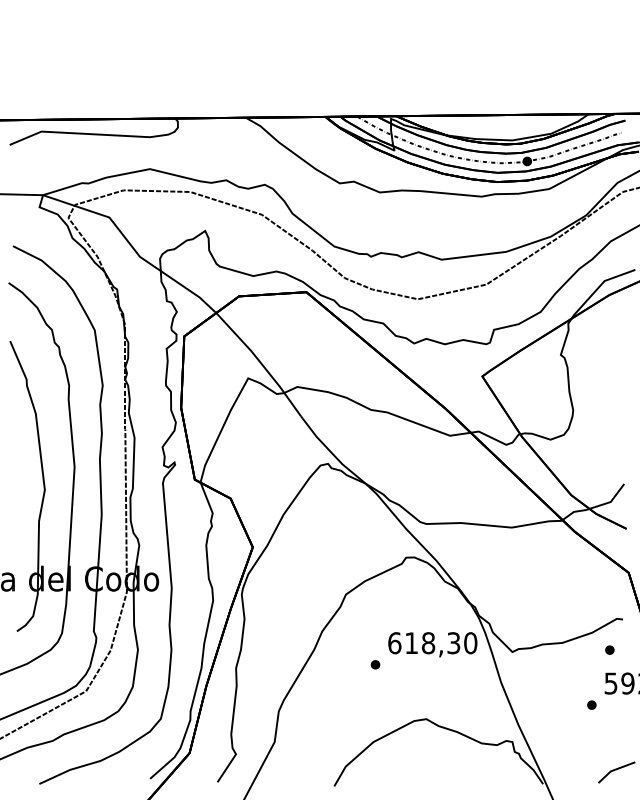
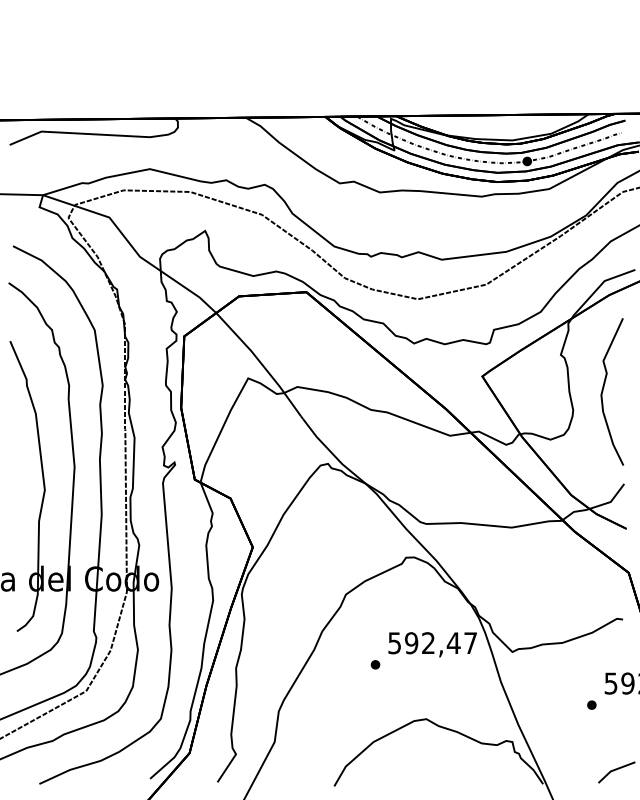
curve: none -> present (603, 391)
text: 618,30 -> 592,47 (432, 643)
part: present -> none (609, 649)
